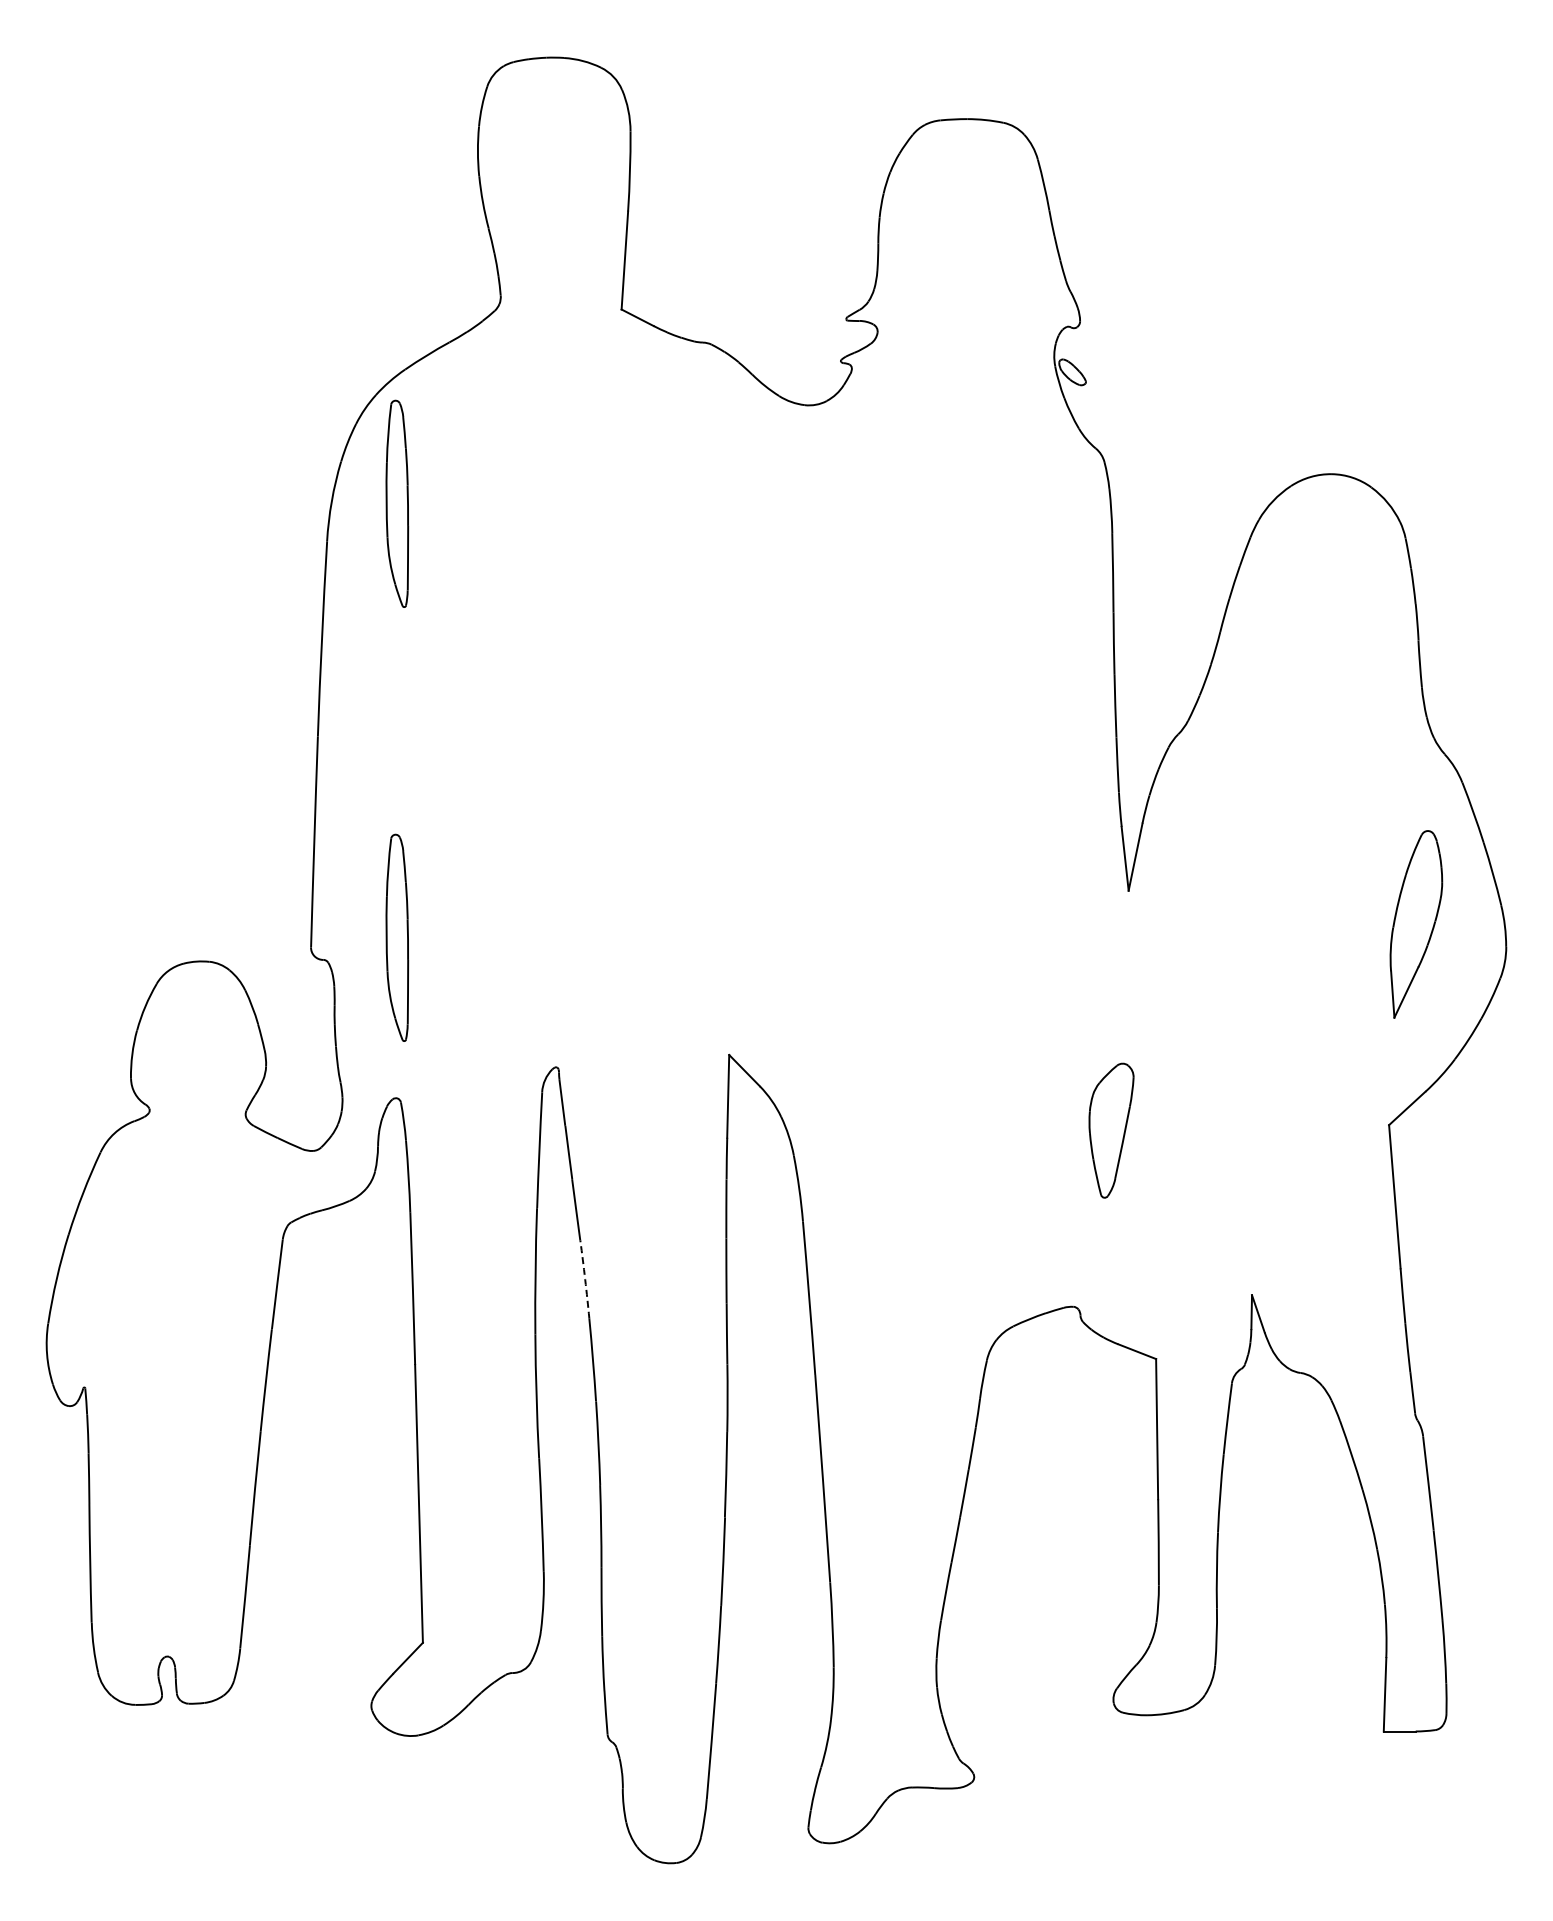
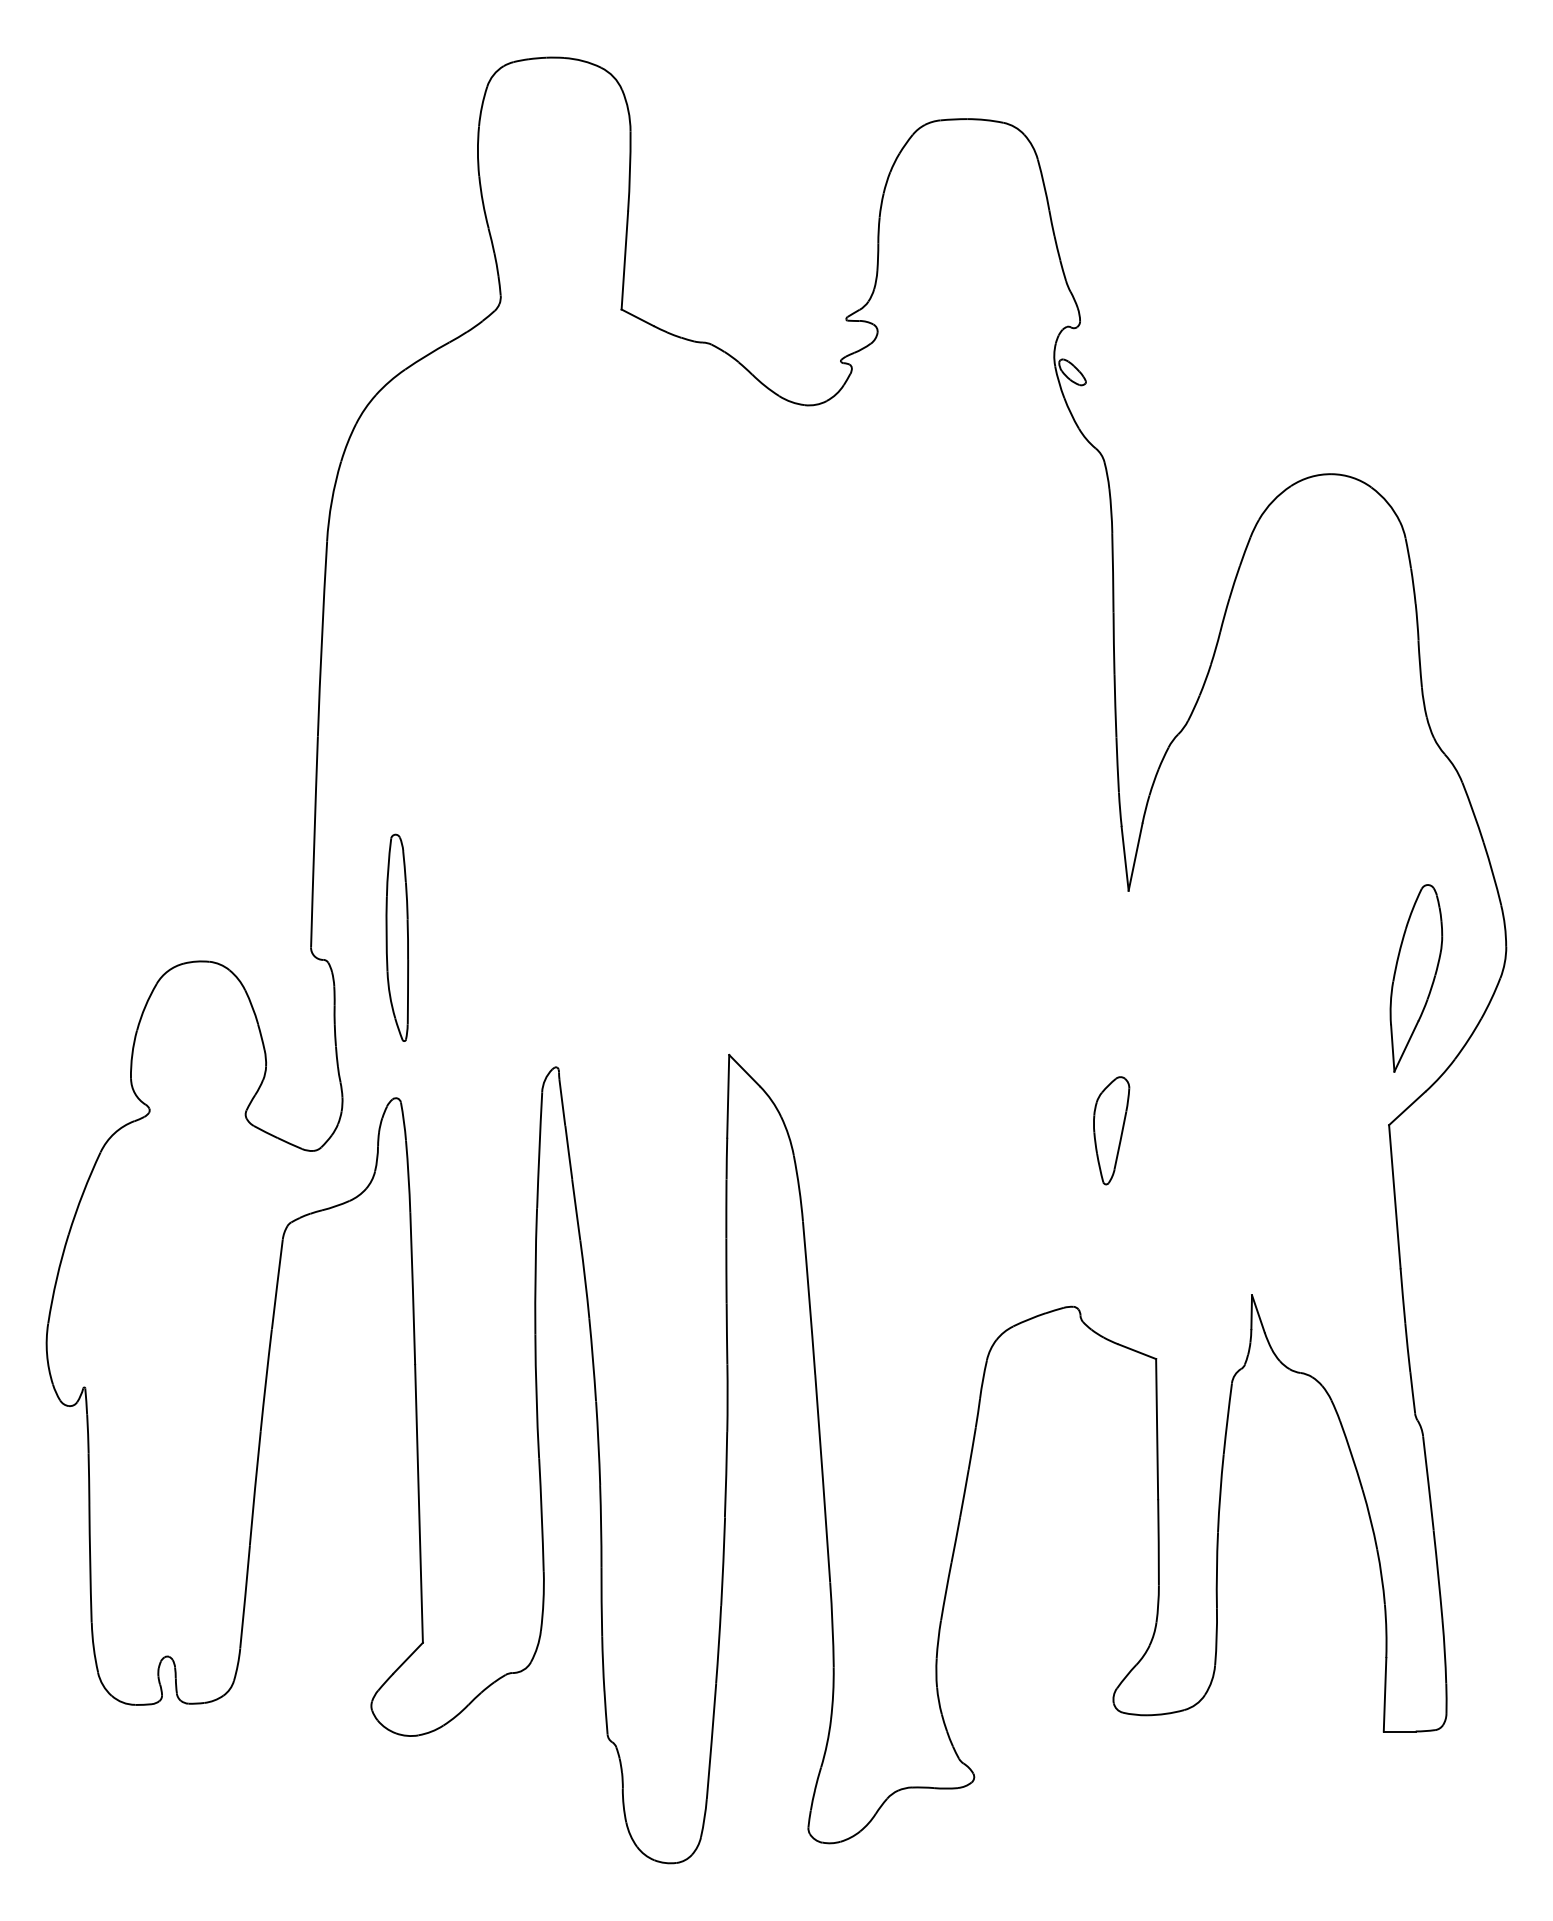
part: present -> none (397, 503)
part position: (1416, 924) -> (1416, 978) (1416, 978)
part size: 47x137 px -> 38x110 px (1111, 1130)
arc: dashed -> solid (585, 1279)
